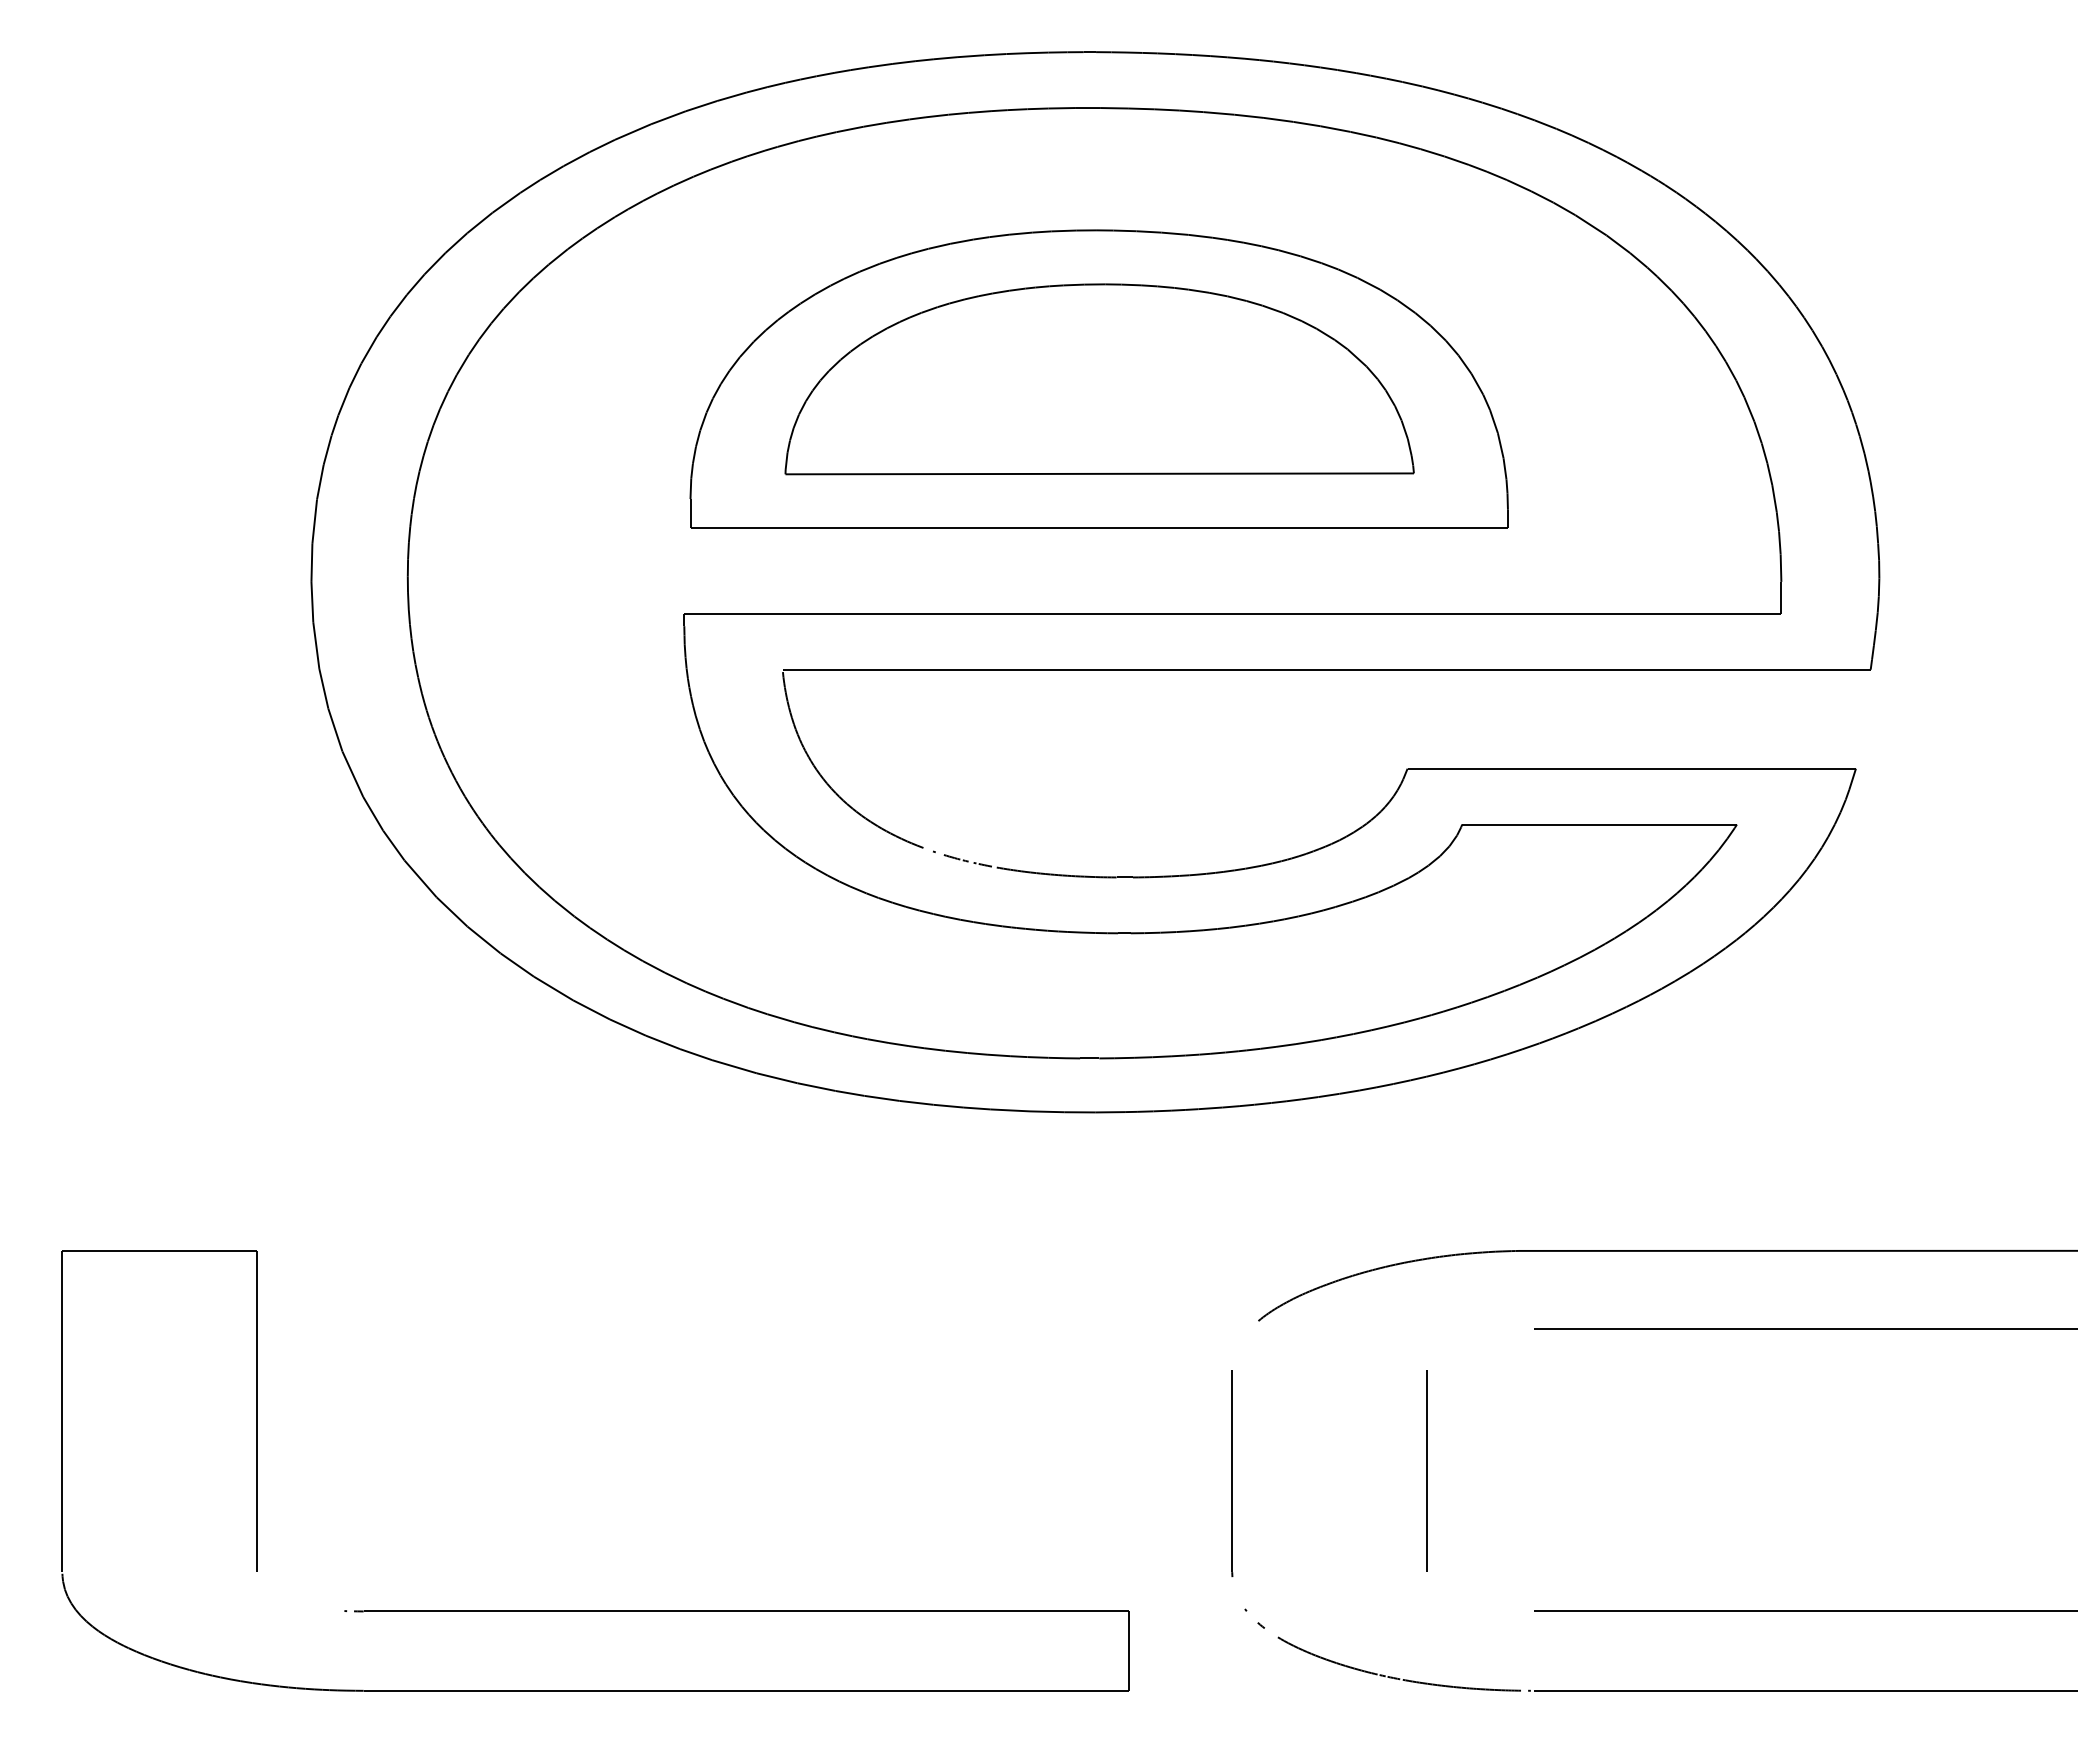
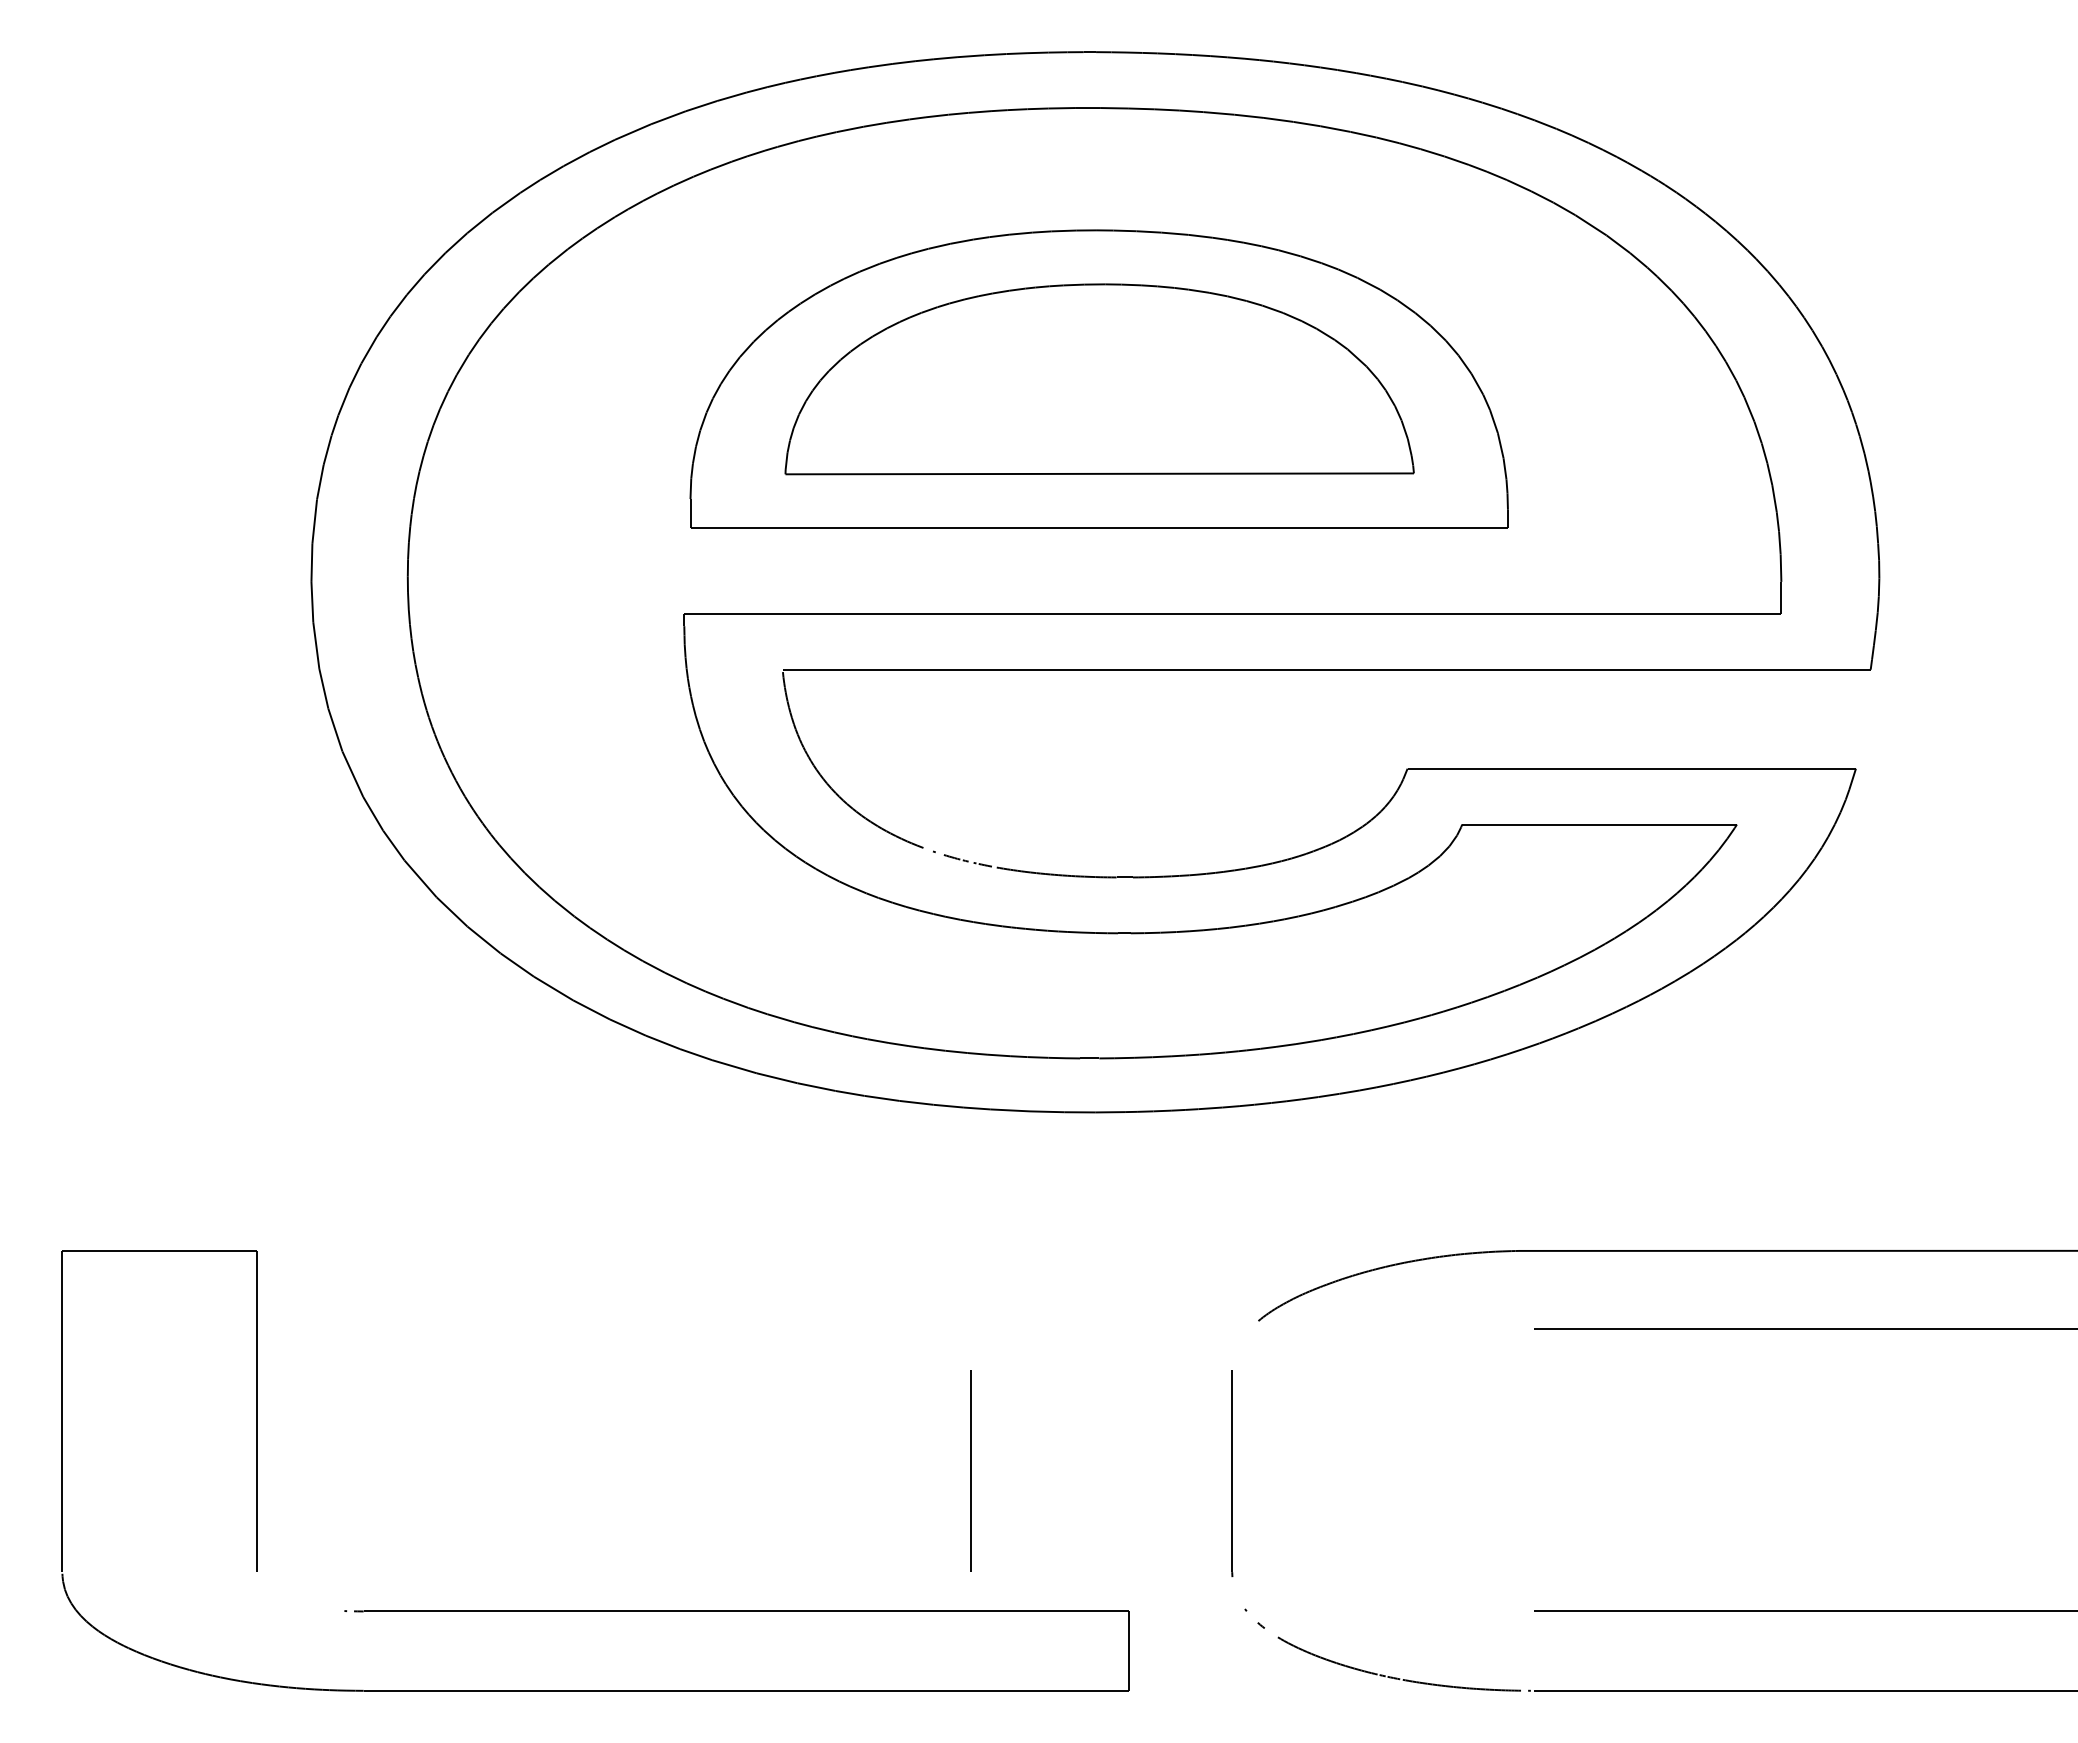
line position: (1426, 1470) -> (970, 1470) (970, 1470)
